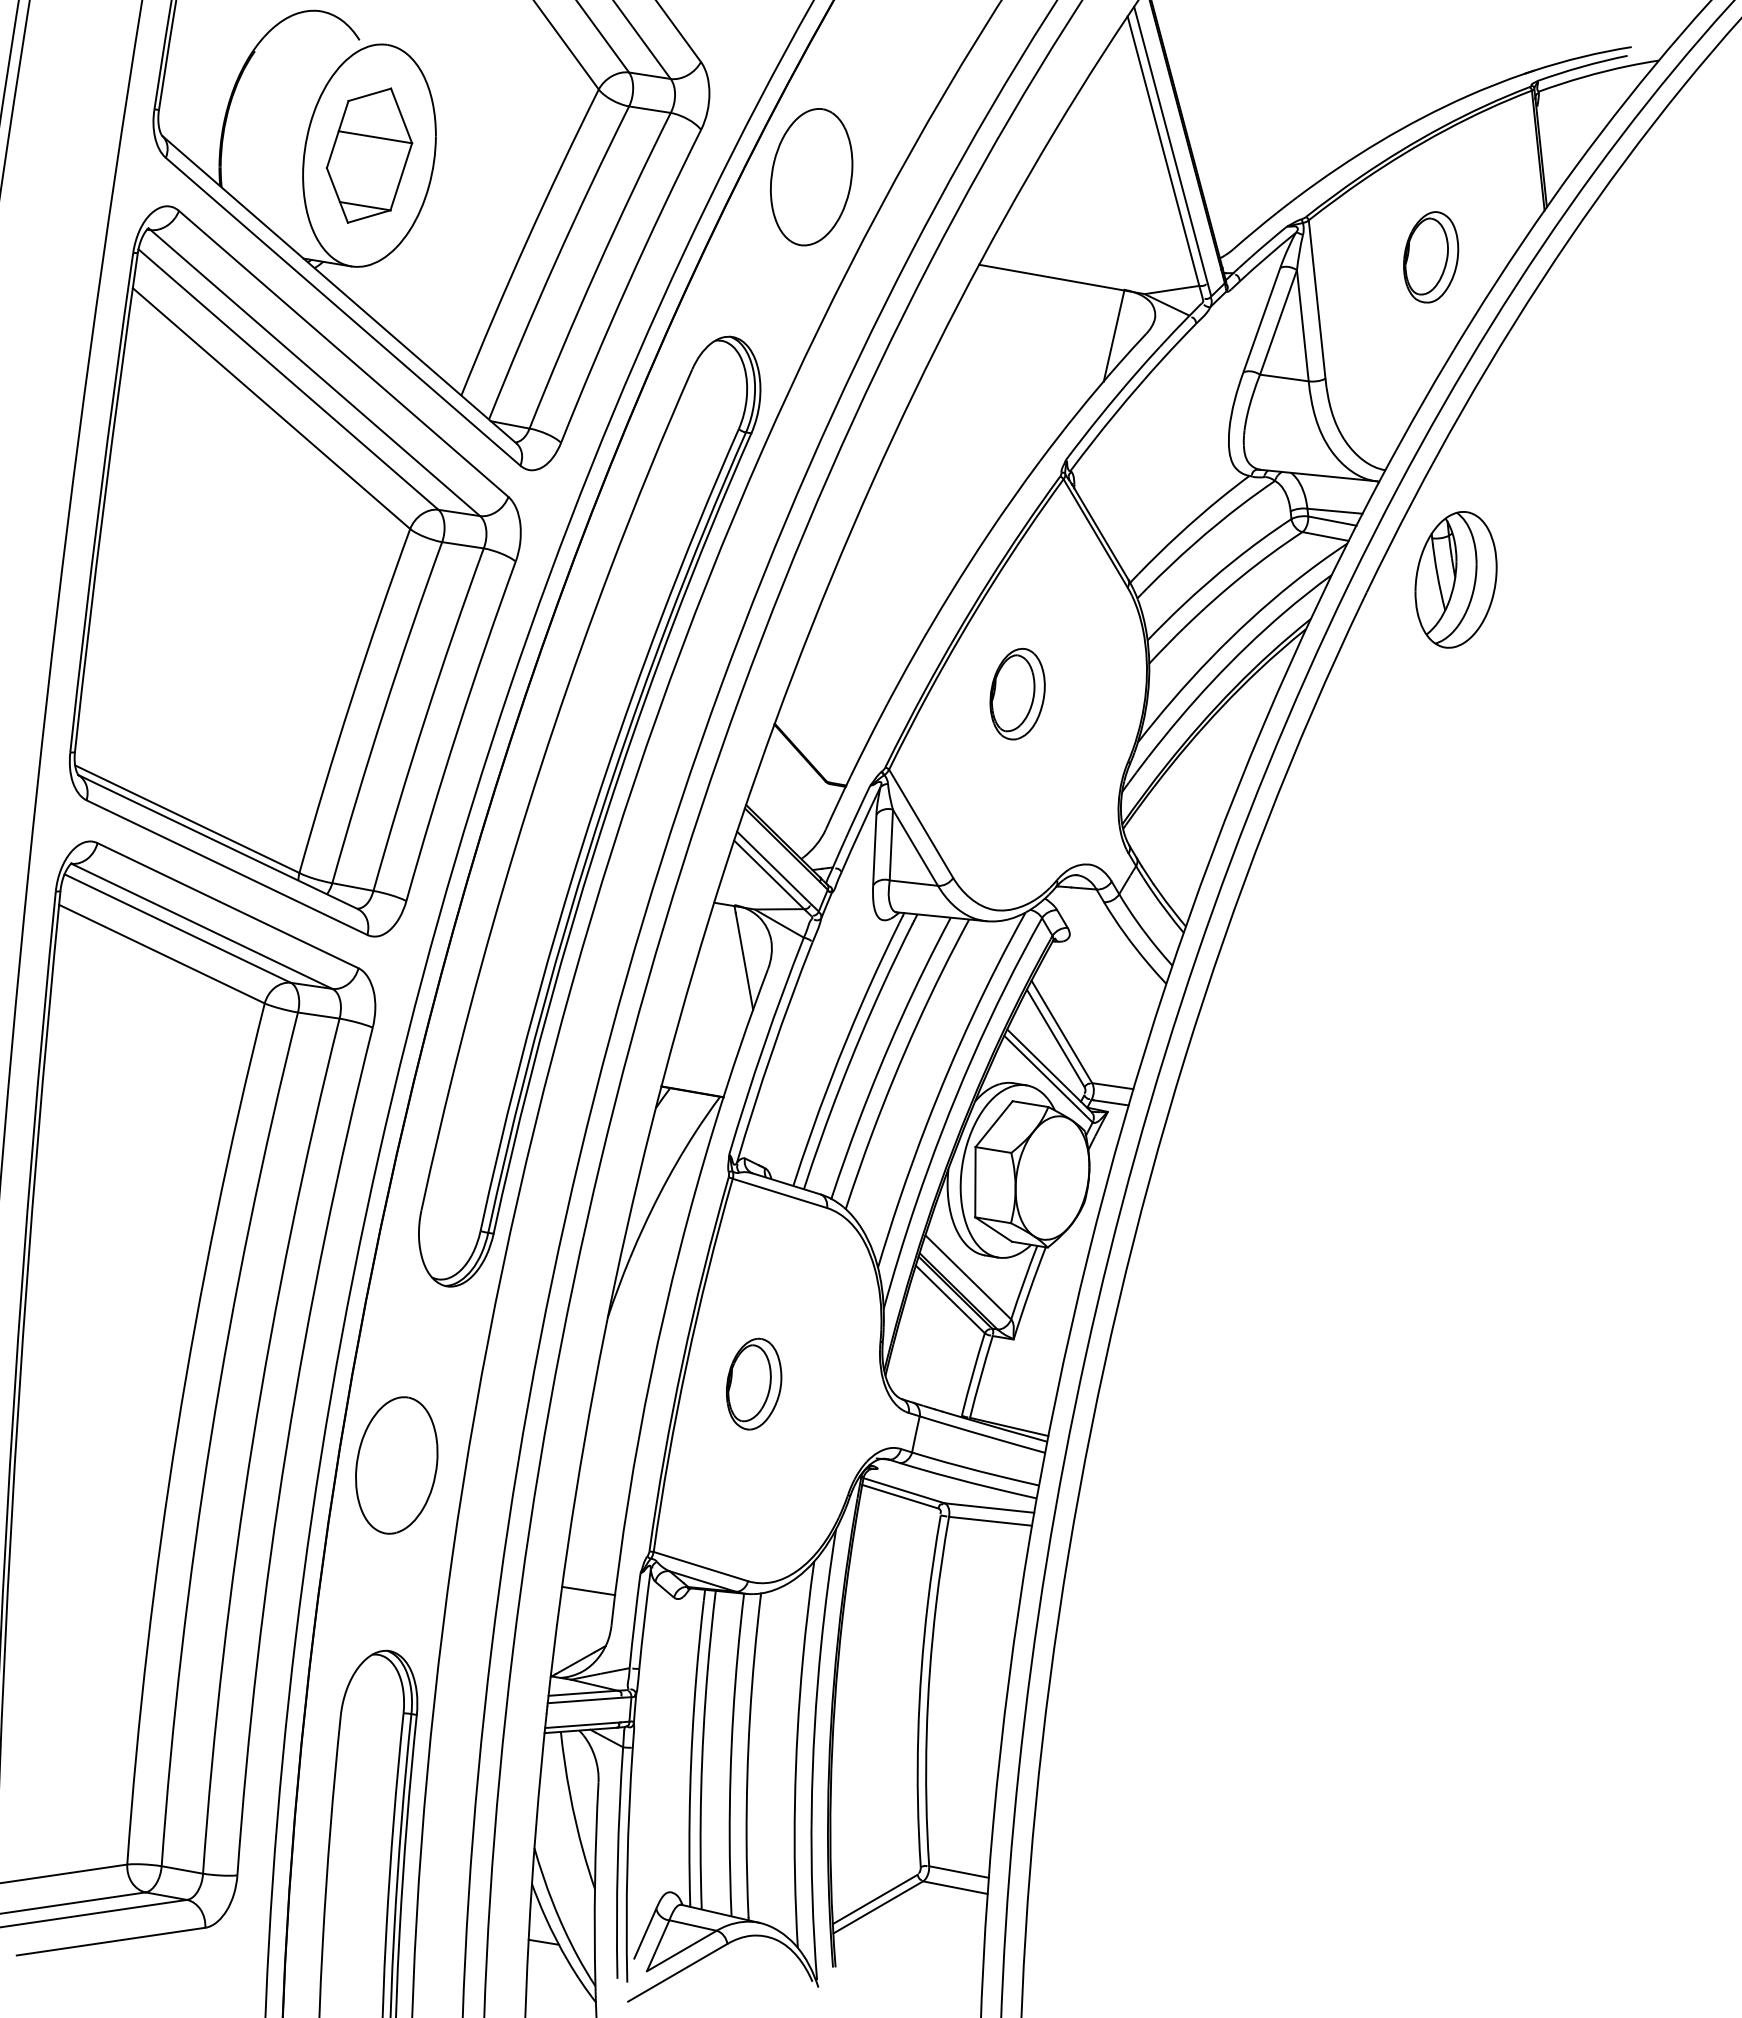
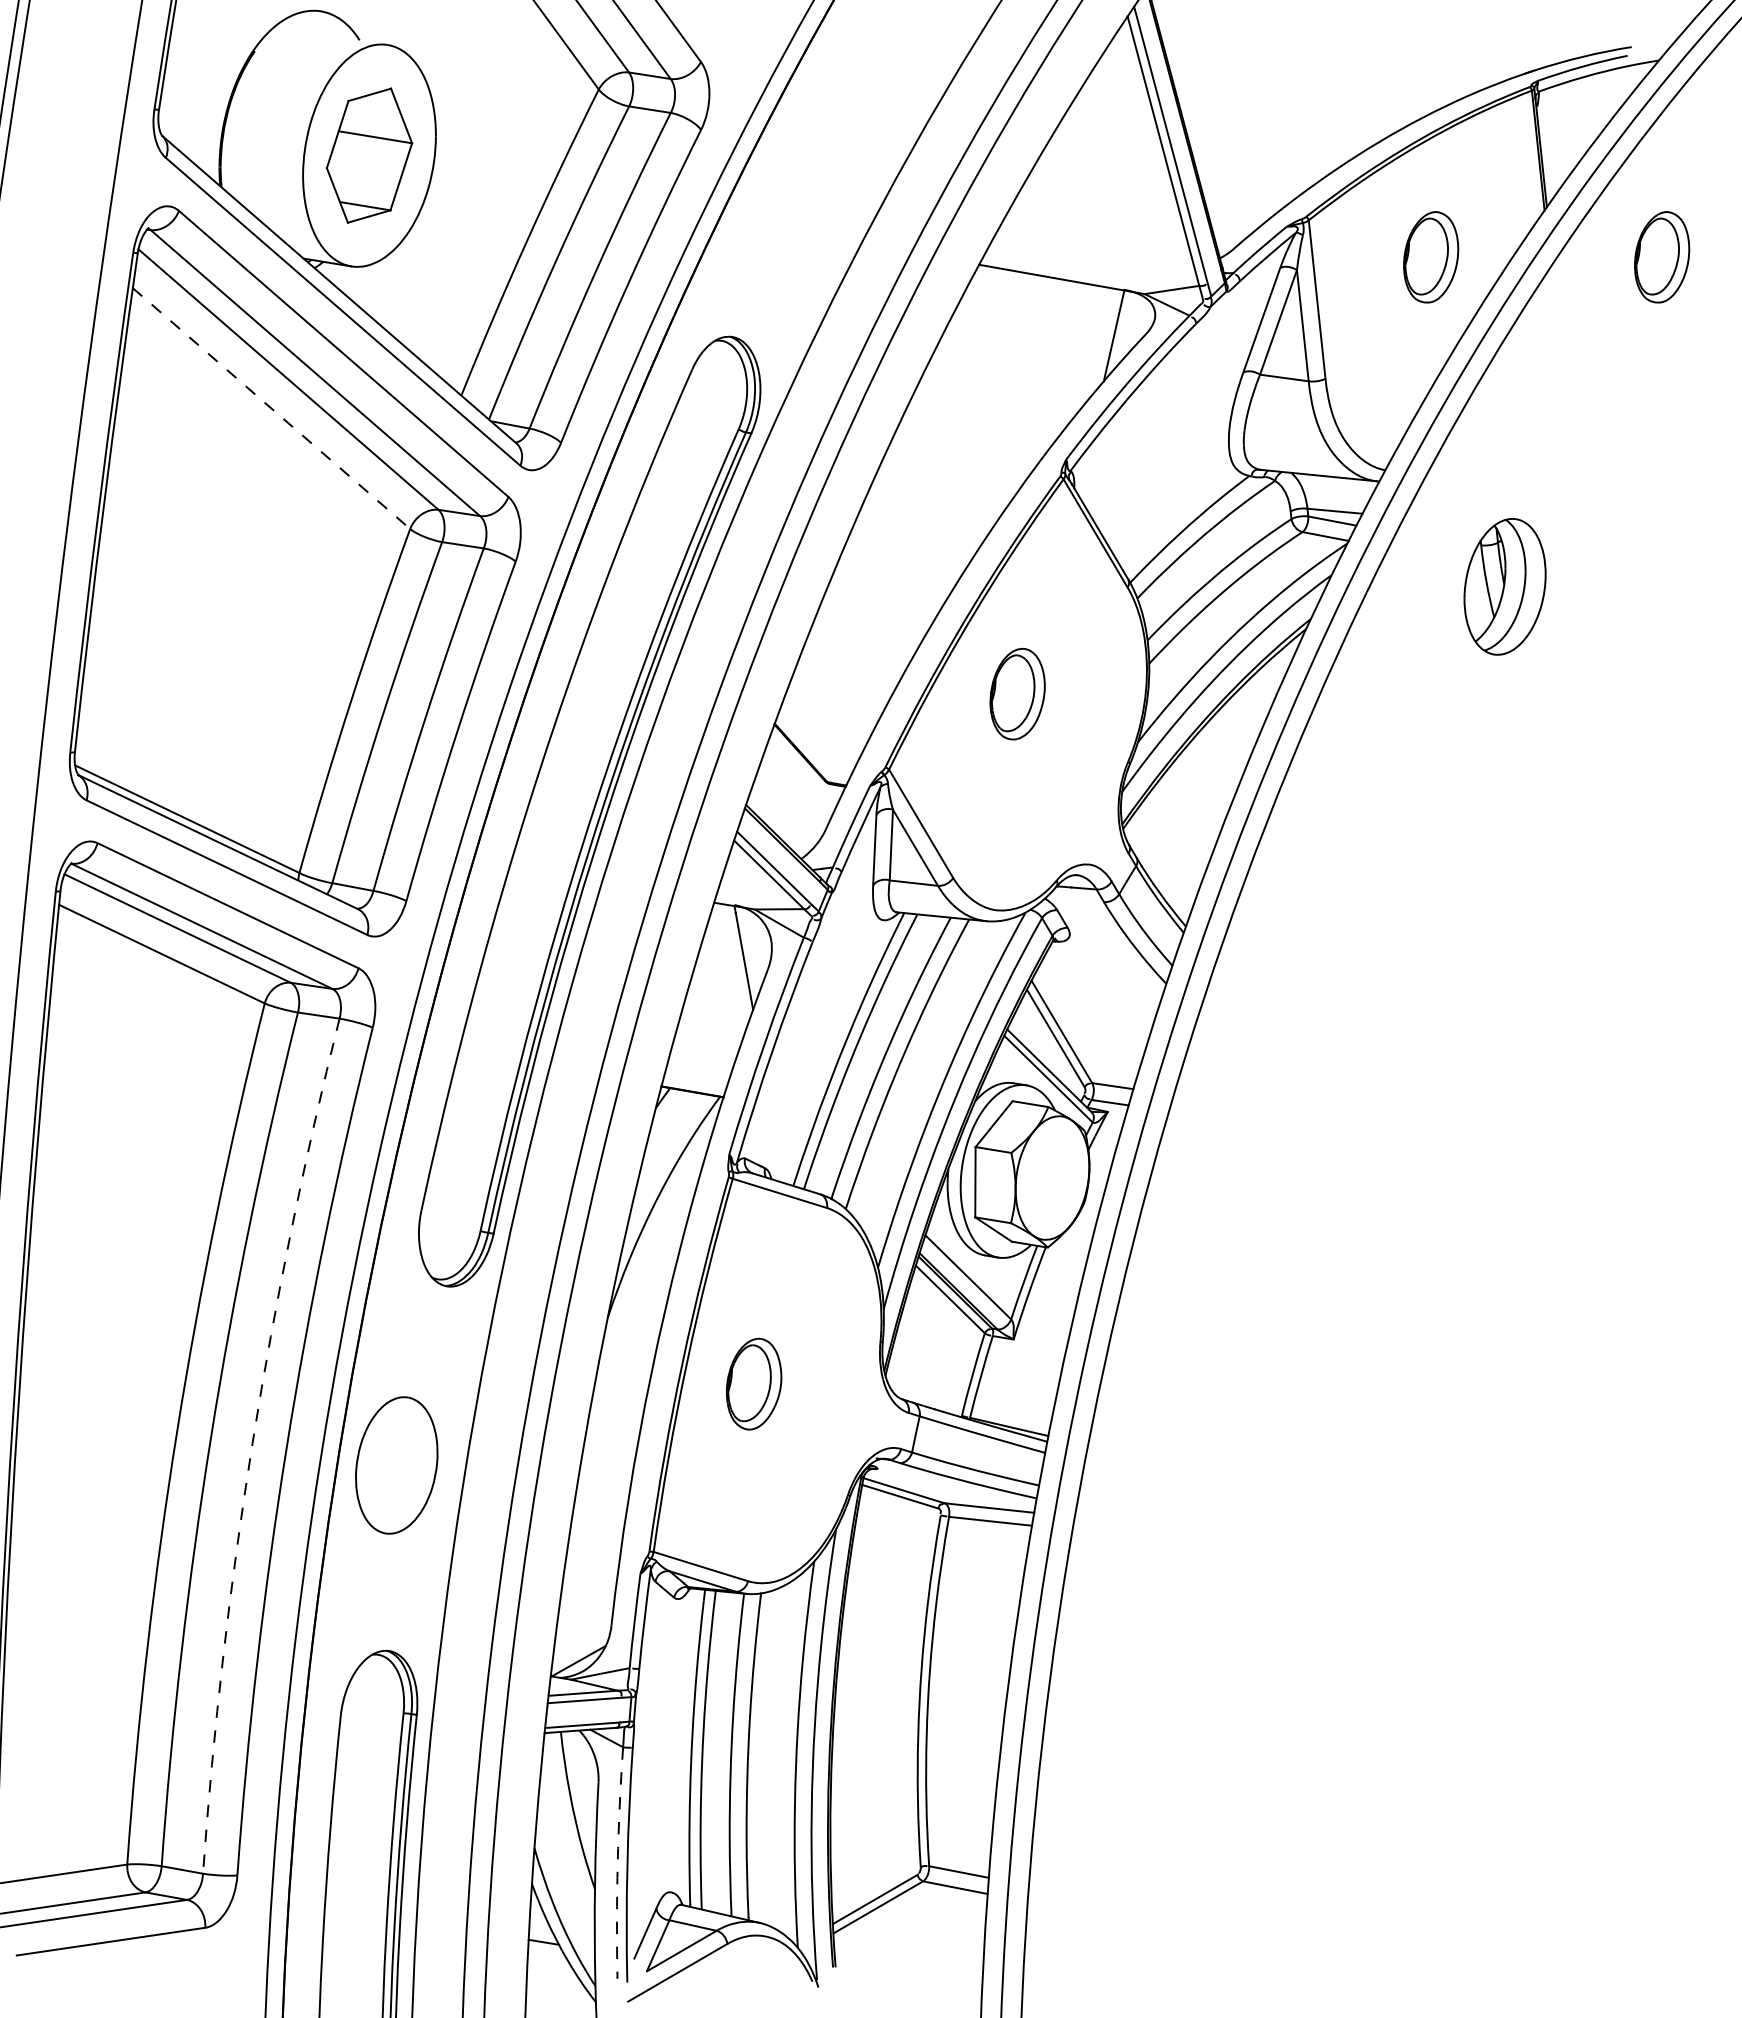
part: present -> none (811, 177)
part: none -> present (1662, 257)
line: solid -> dashed (271, 408)
part position: (1455, 579) -> (1504, 586) (1504, 586)
arc: solid -> dashed (252, 1443)
line: present -> none (588, 1590)
arc: solid -> dashed (617, 1863)
